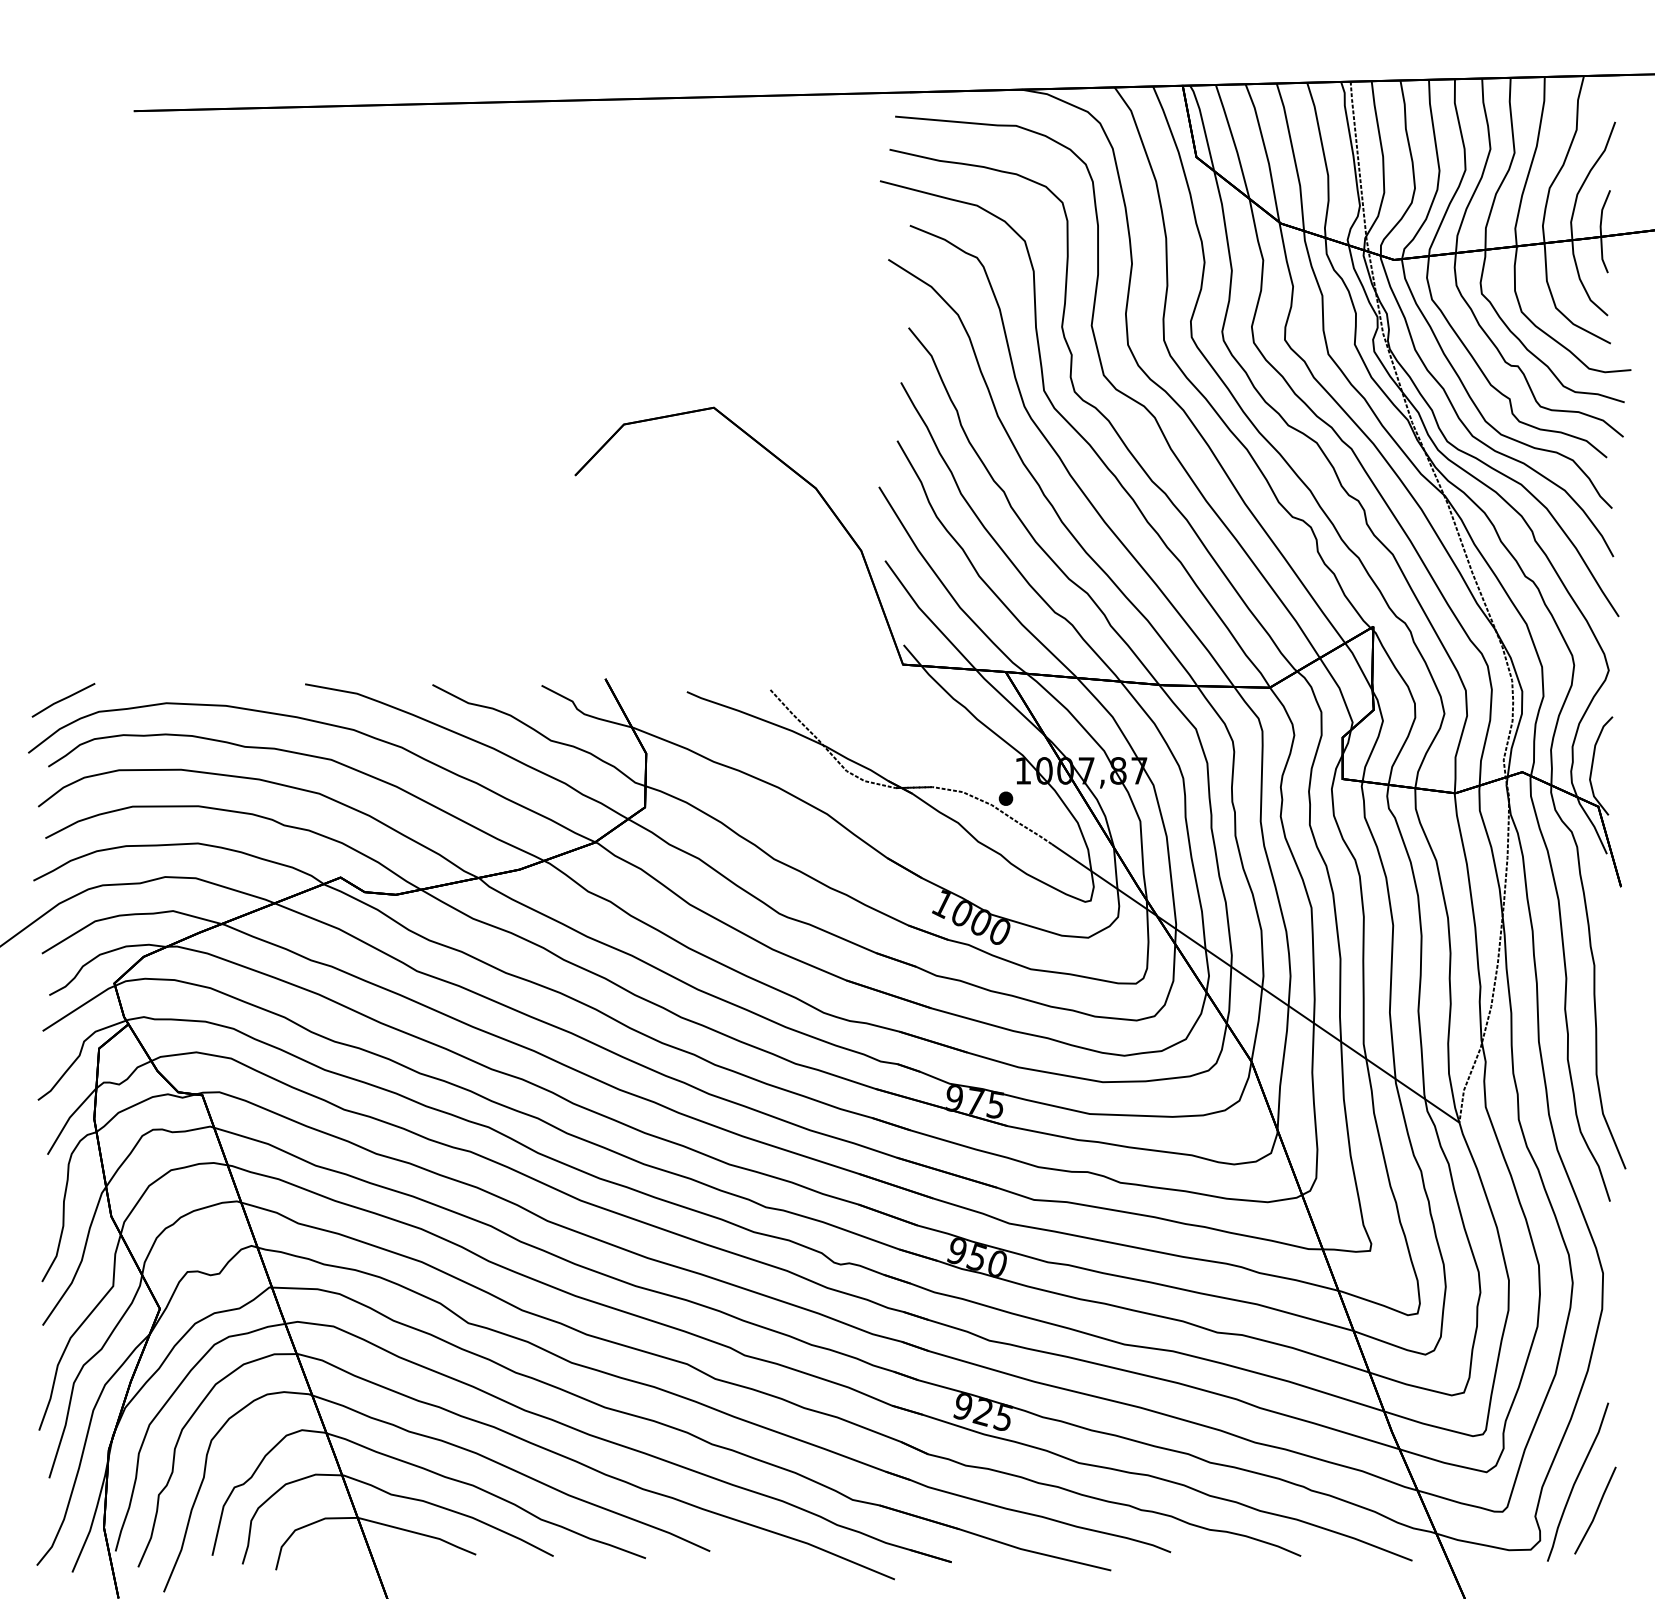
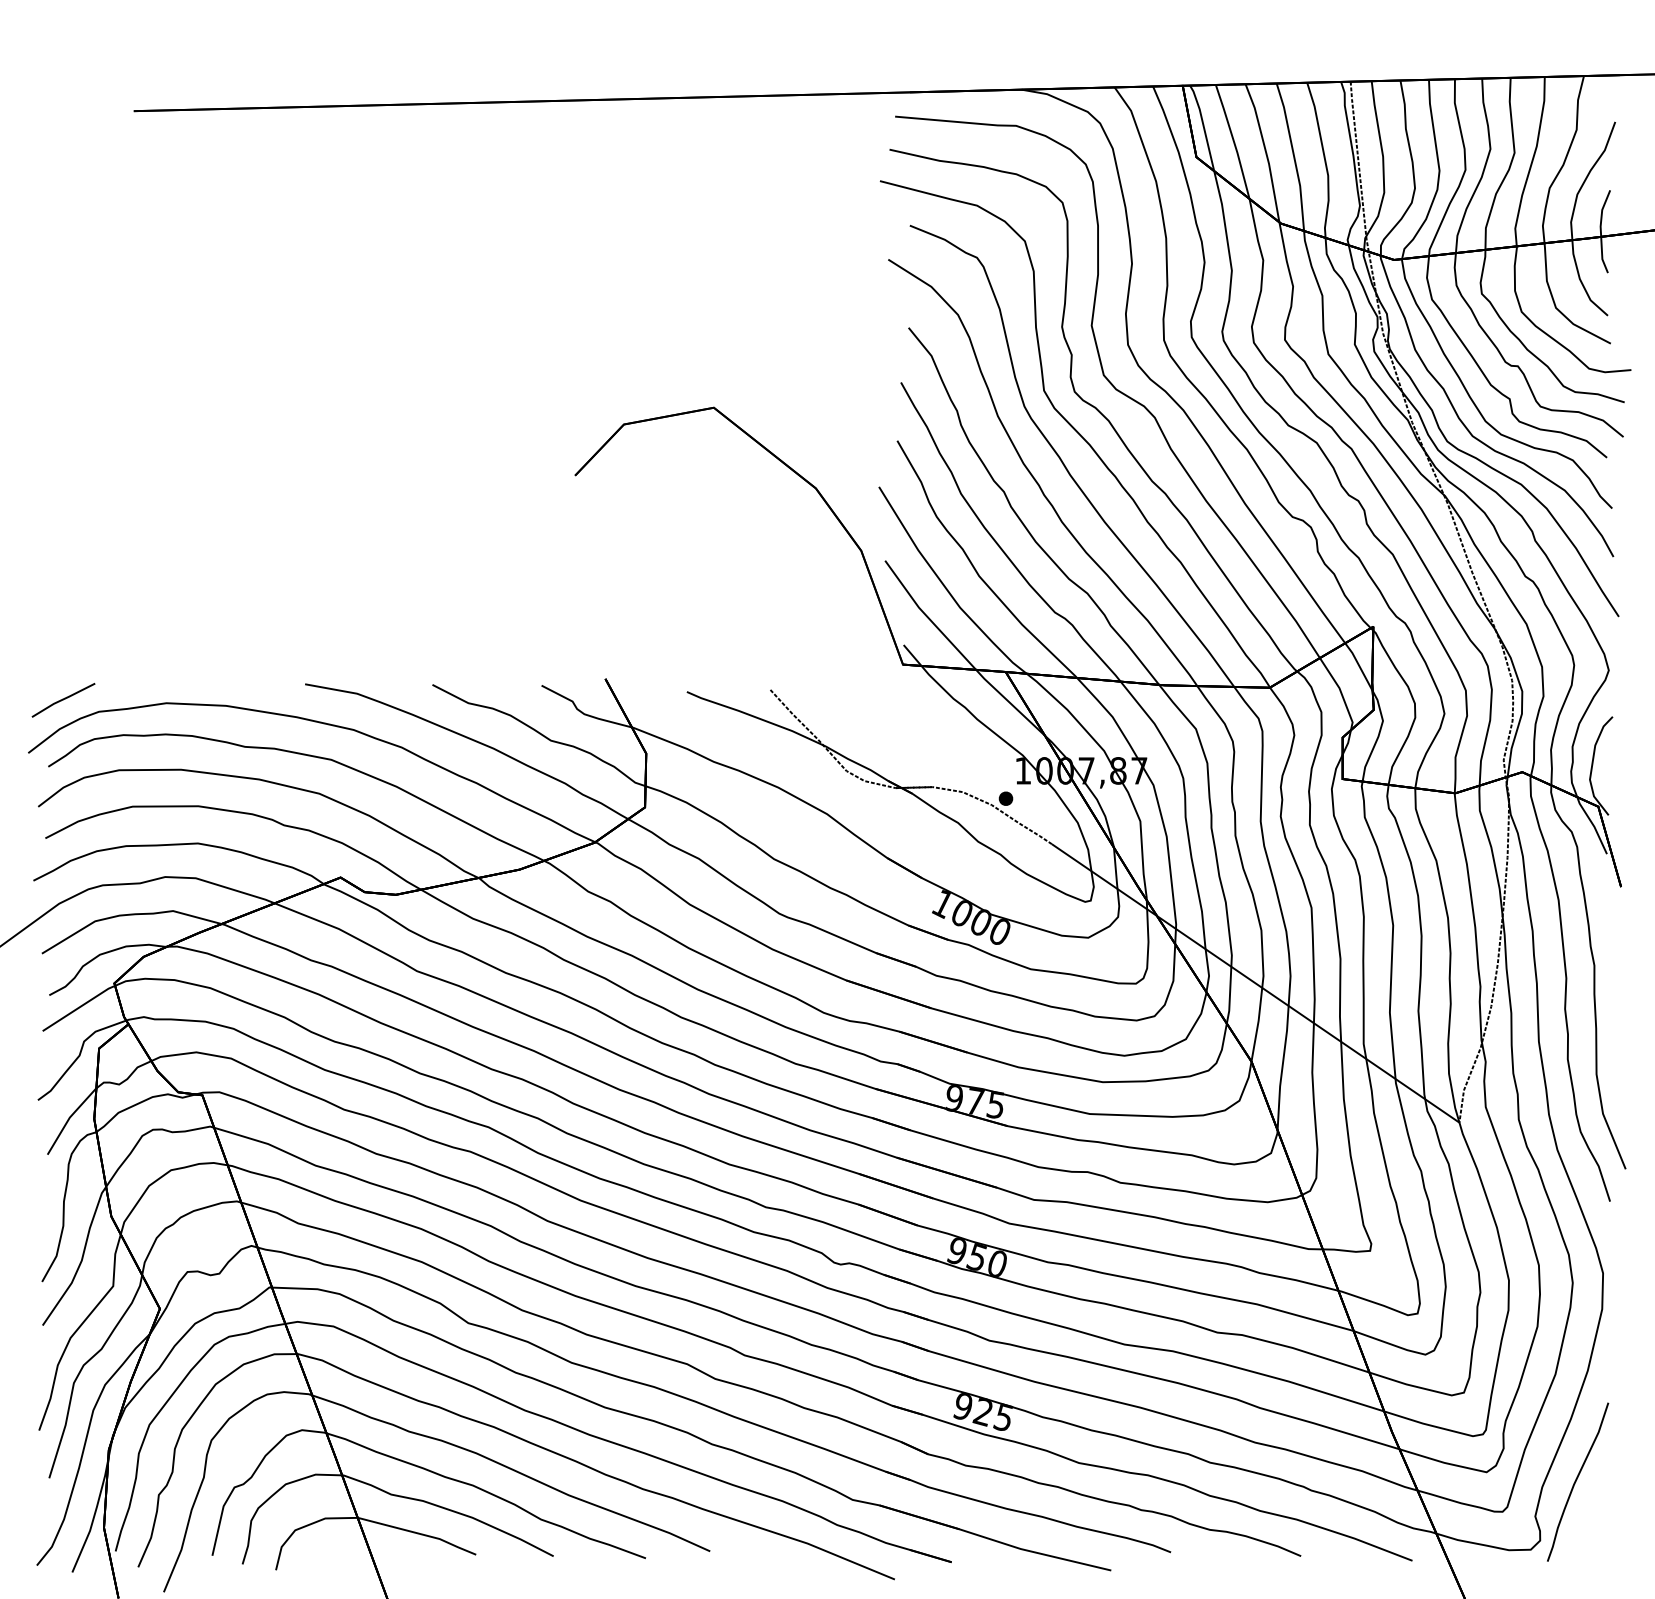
line: present -> none (1596, 1510)
